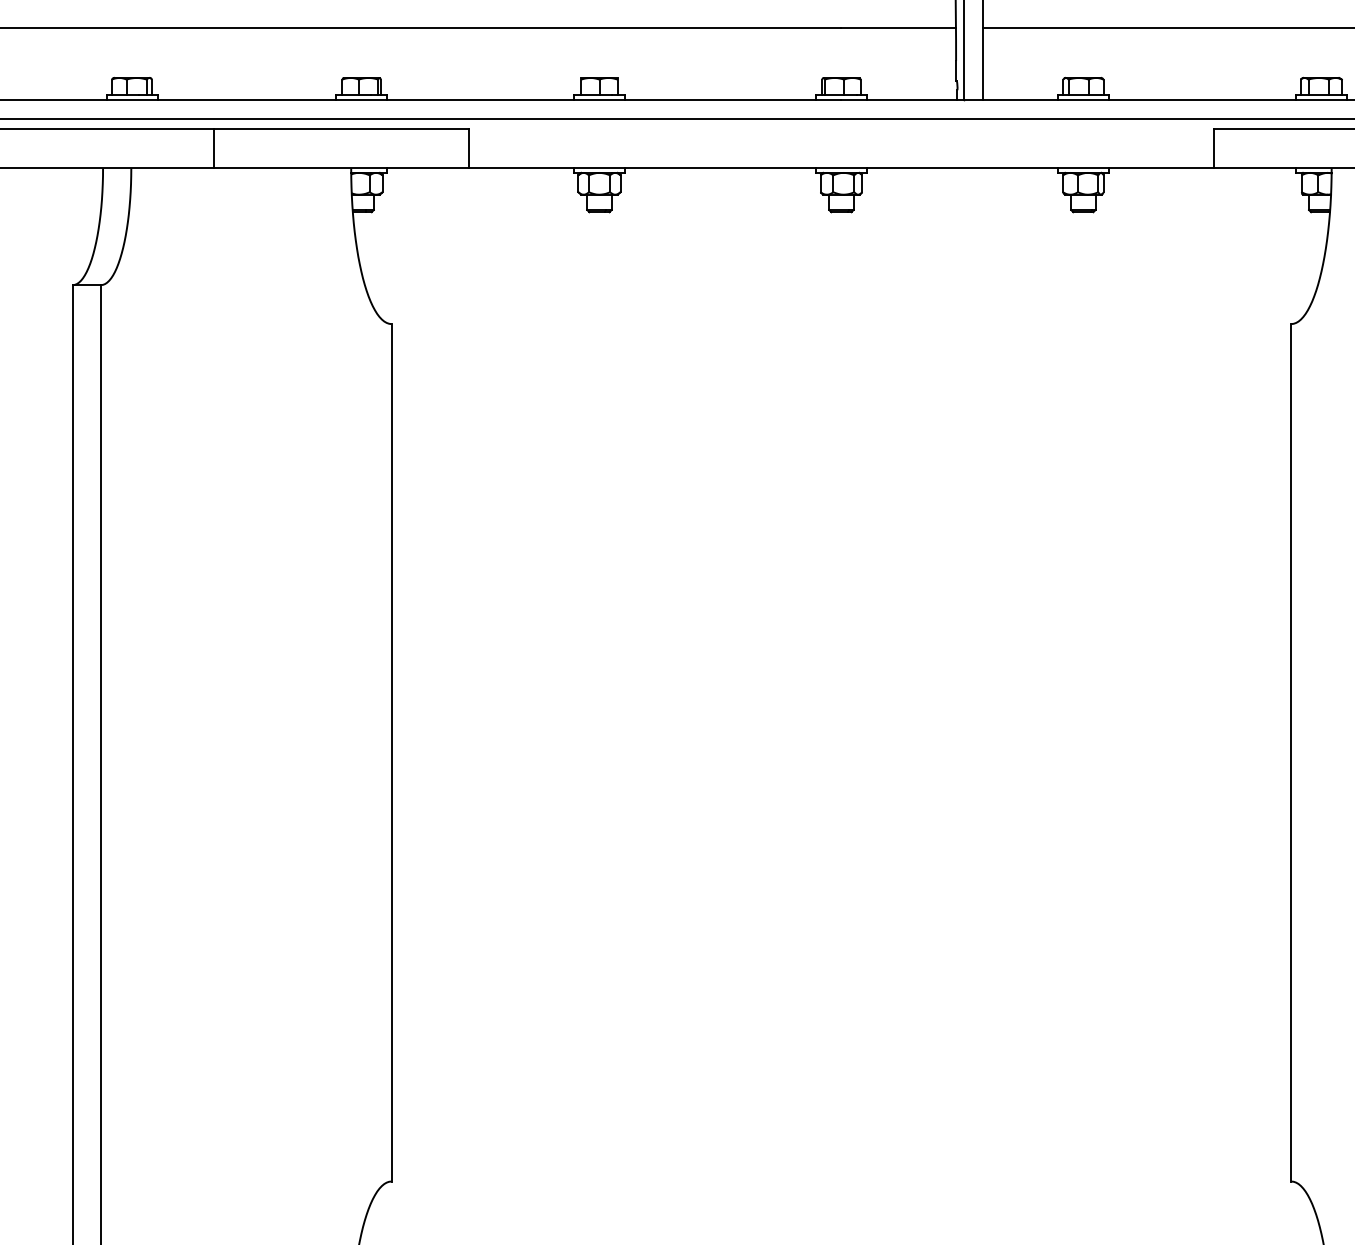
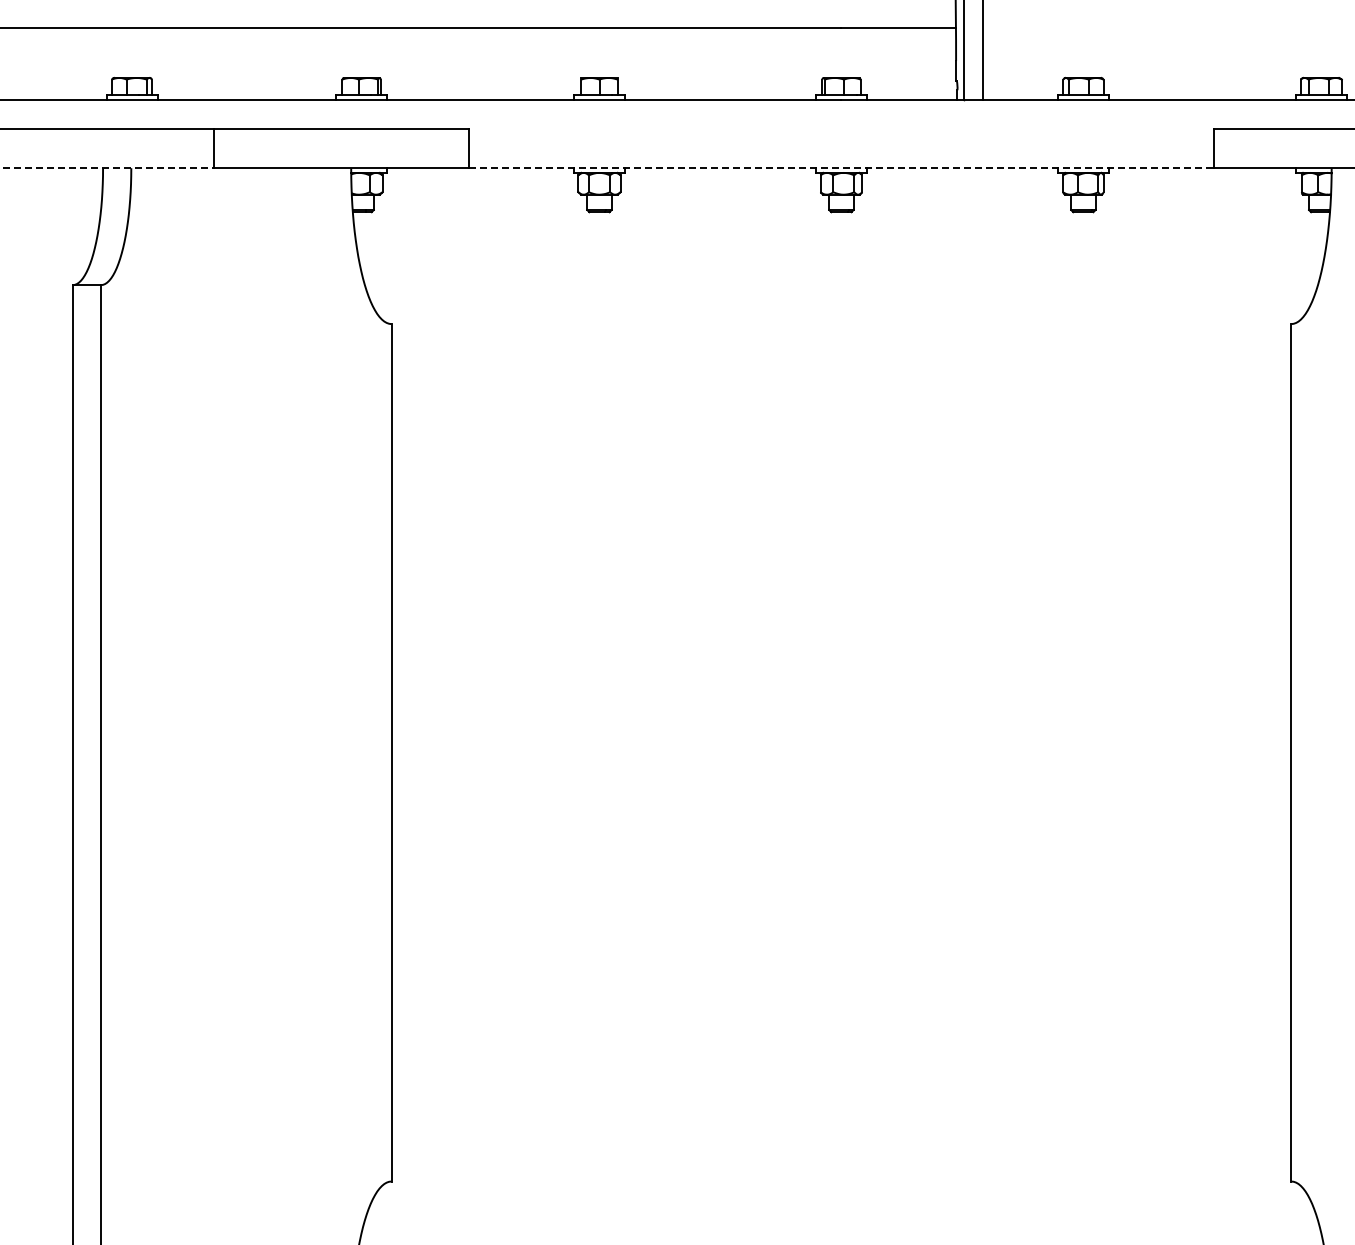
line: present -> none (1167, 27)
line: present -> none (676, 119)
line: solid -> dashed (106, 168)
line: solid -> dashed (841, 168)
